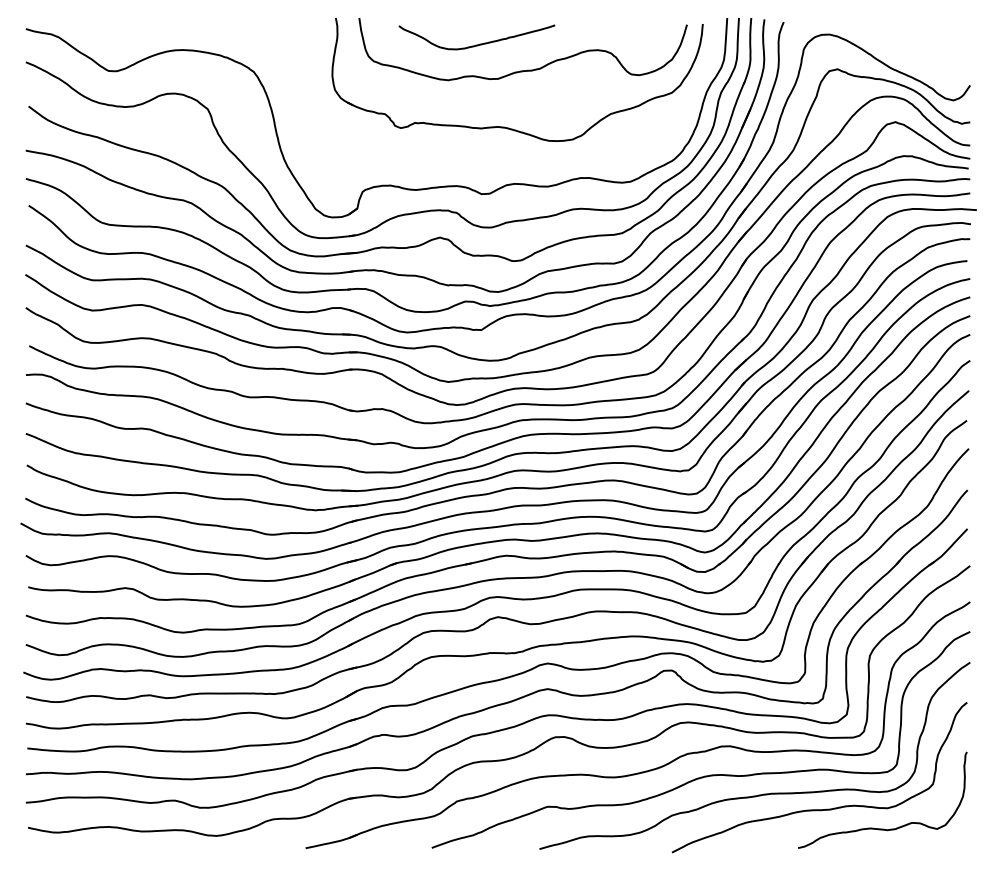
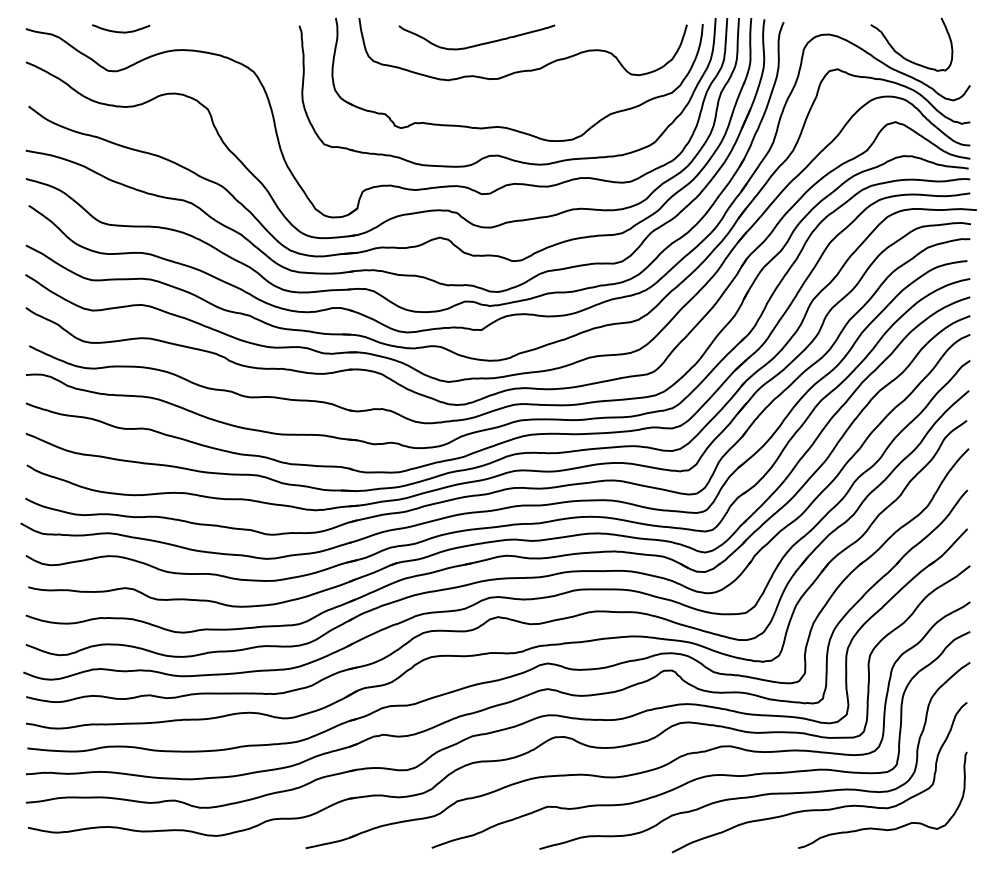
curve: none -> present (121, 31)
curve: none -> present (901, 54)
part: none -> present (498, 154)
